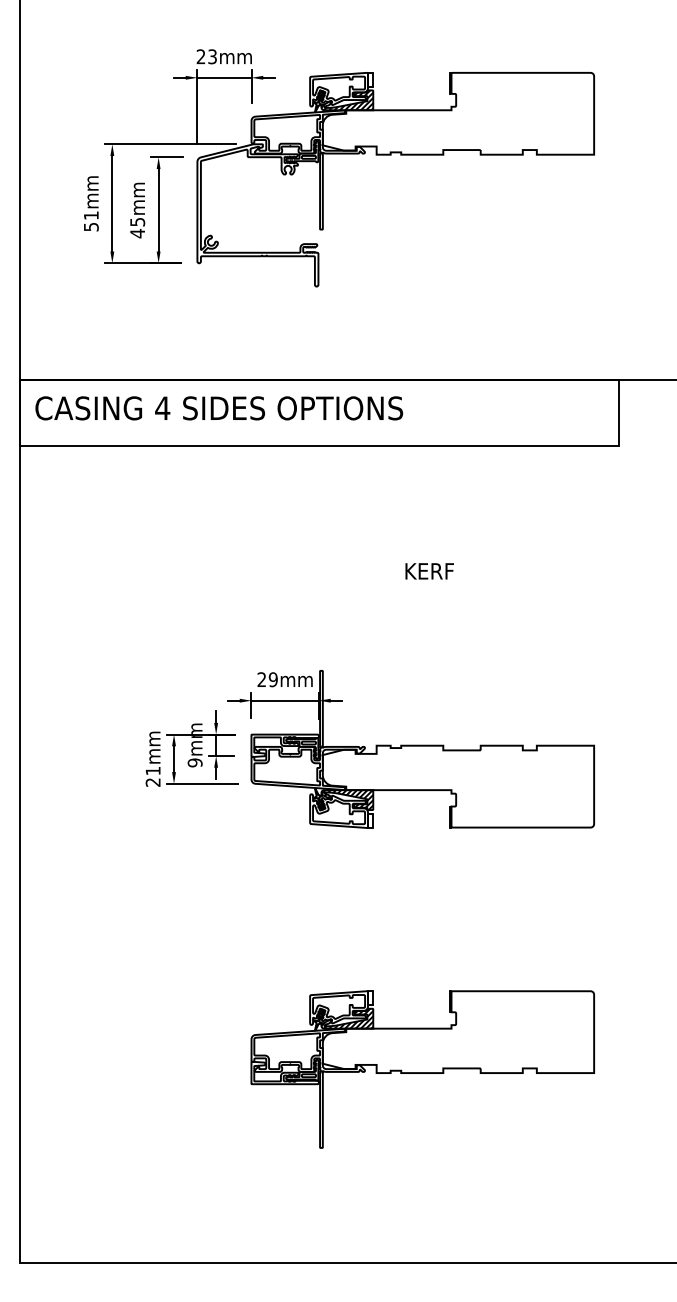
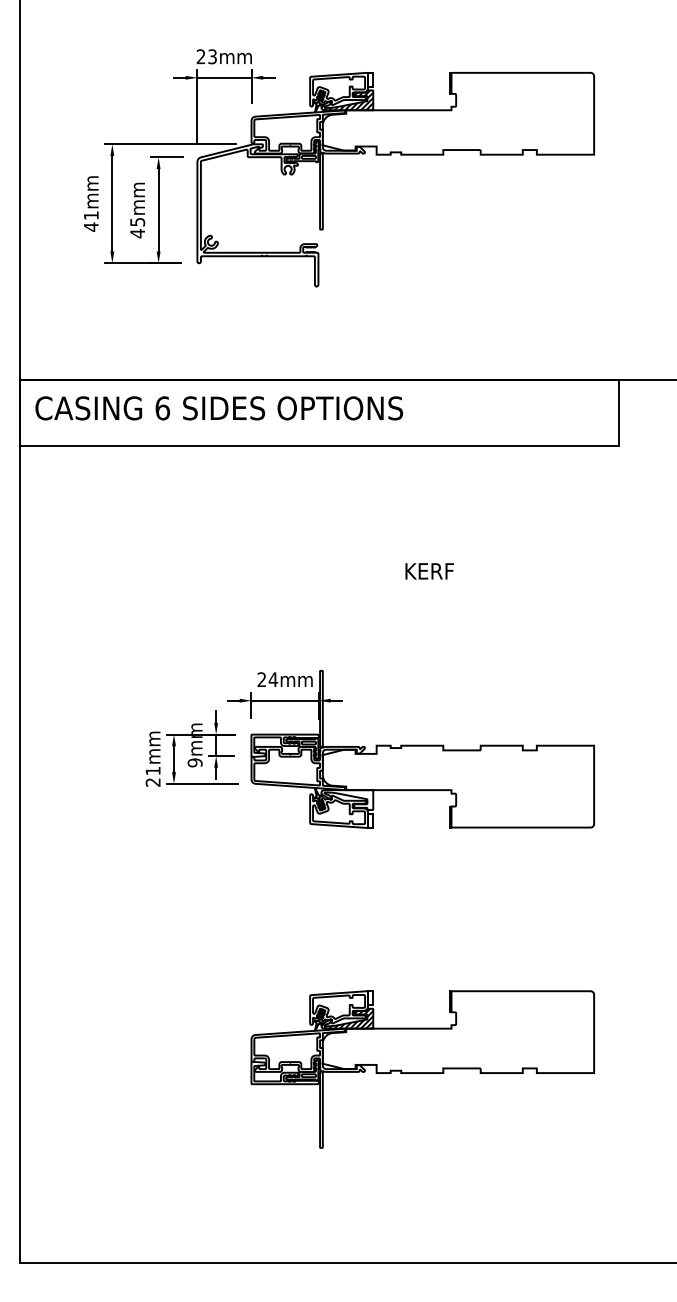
text: 51mm -> 41mm (91, 226)
text: 4 -> 6 (162, 408)
text: 29mm -> 24mm (273, 679)
hatch: present -> none (347, 800)
